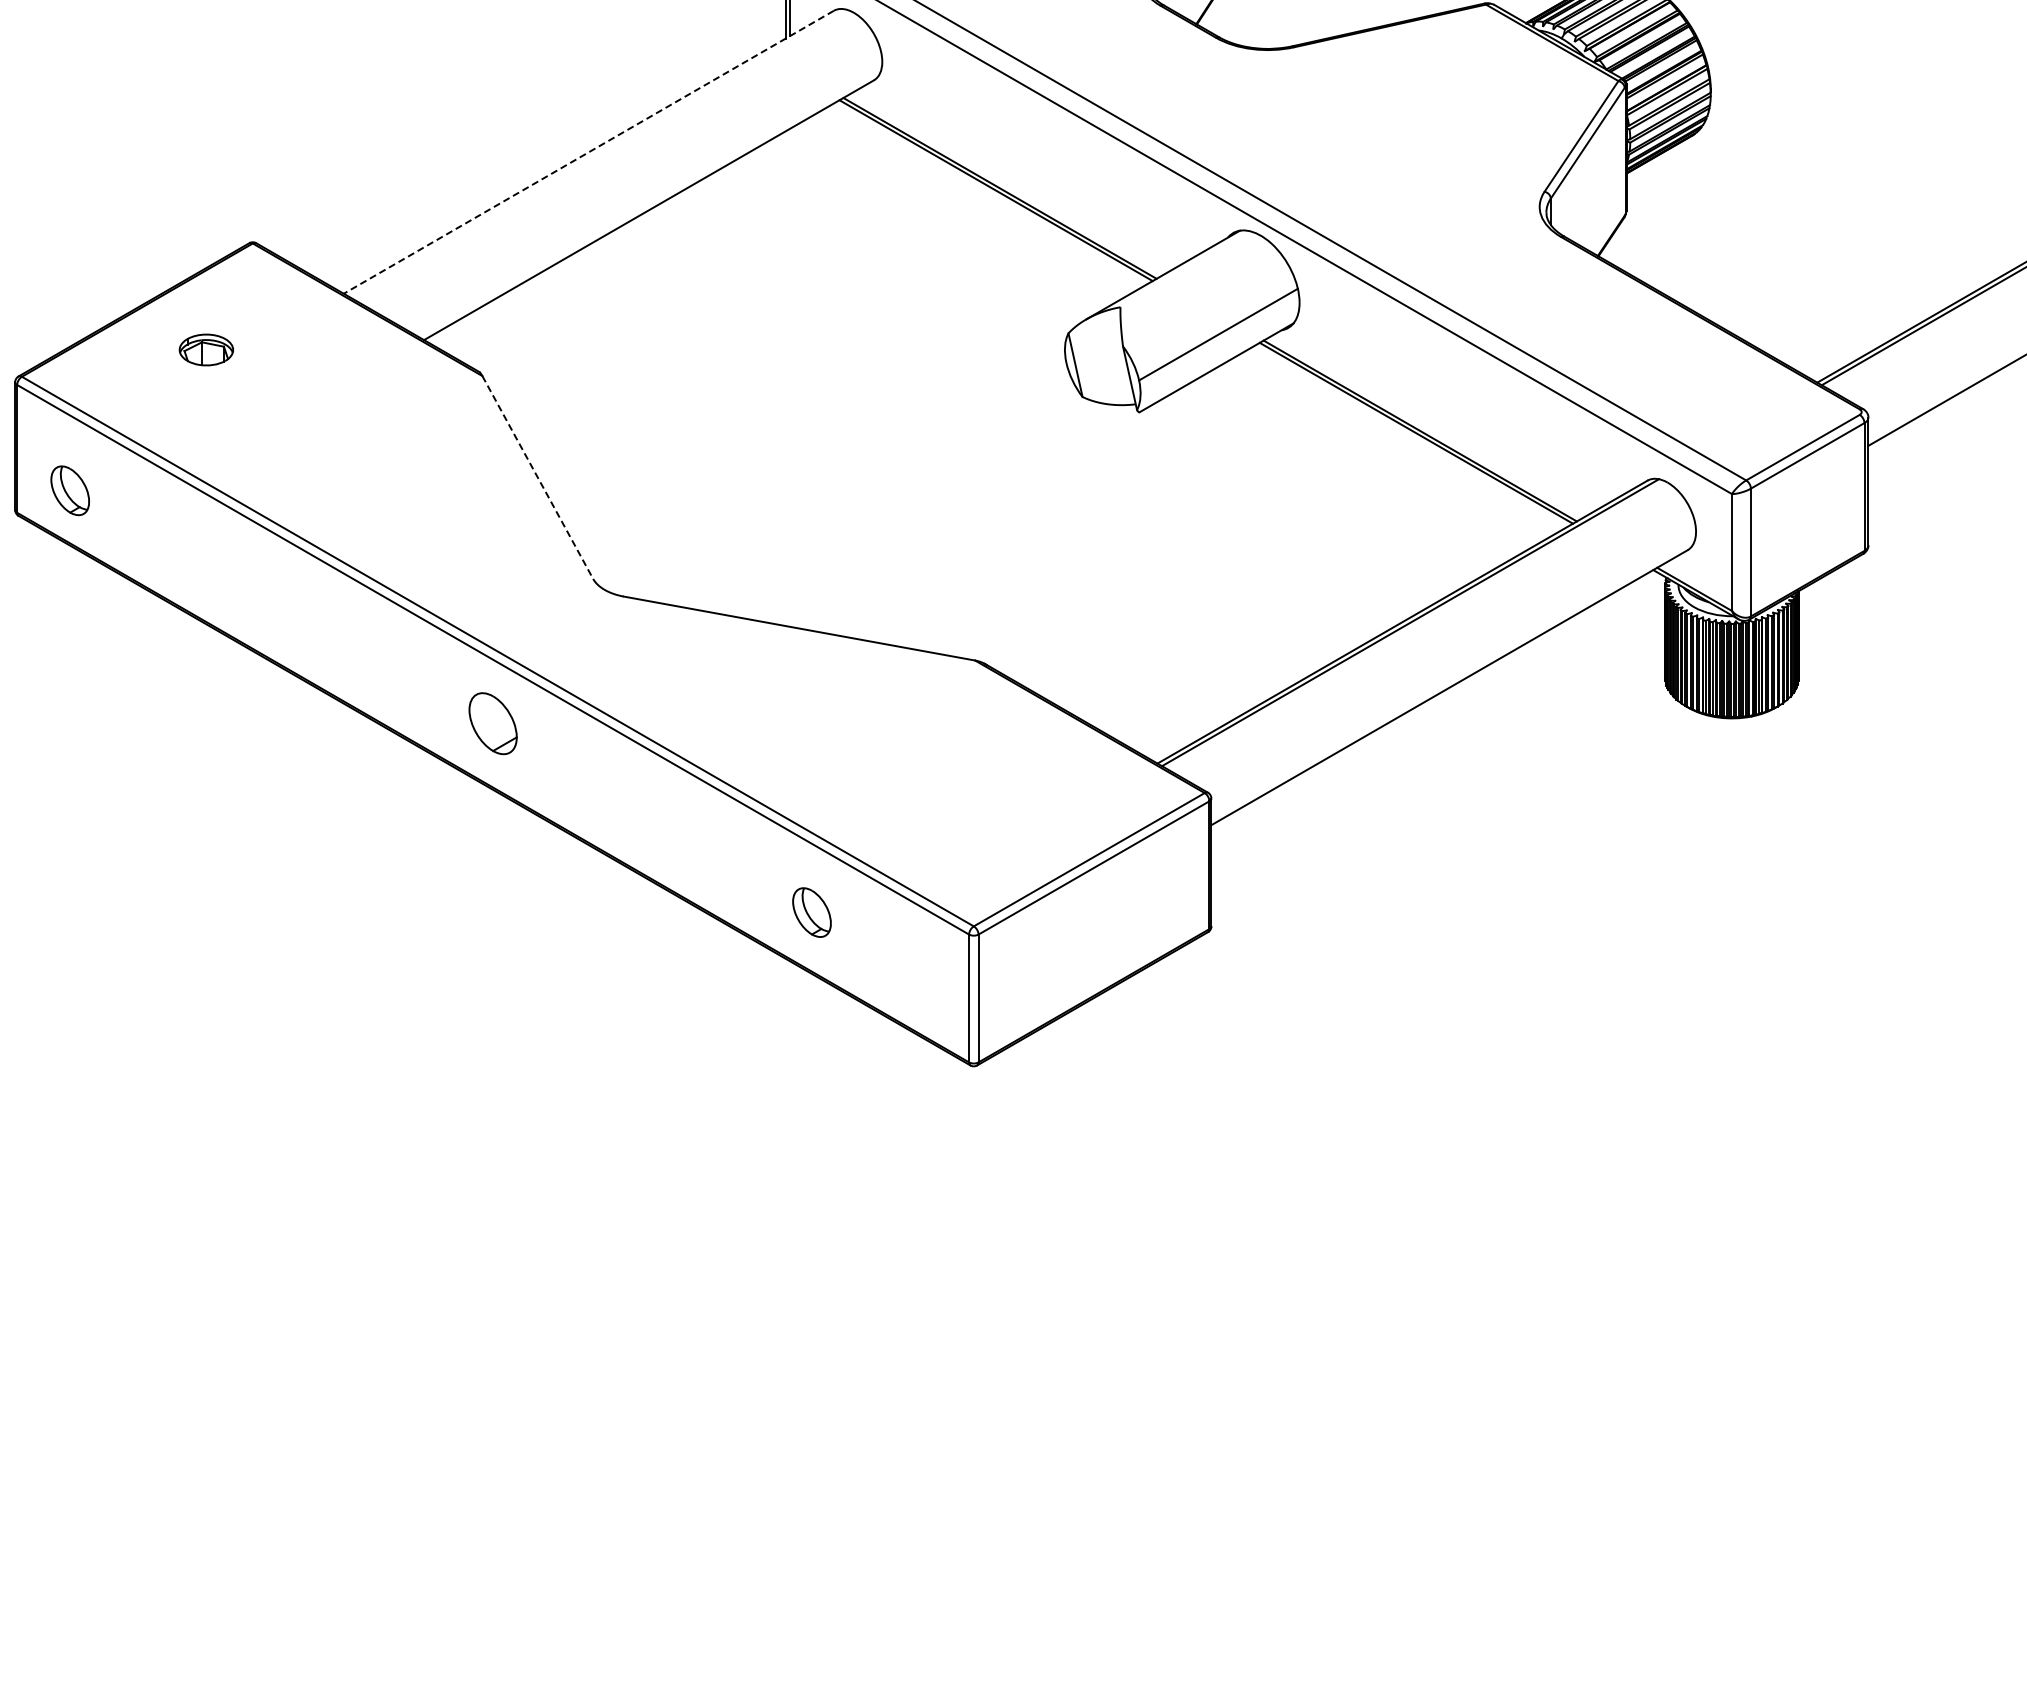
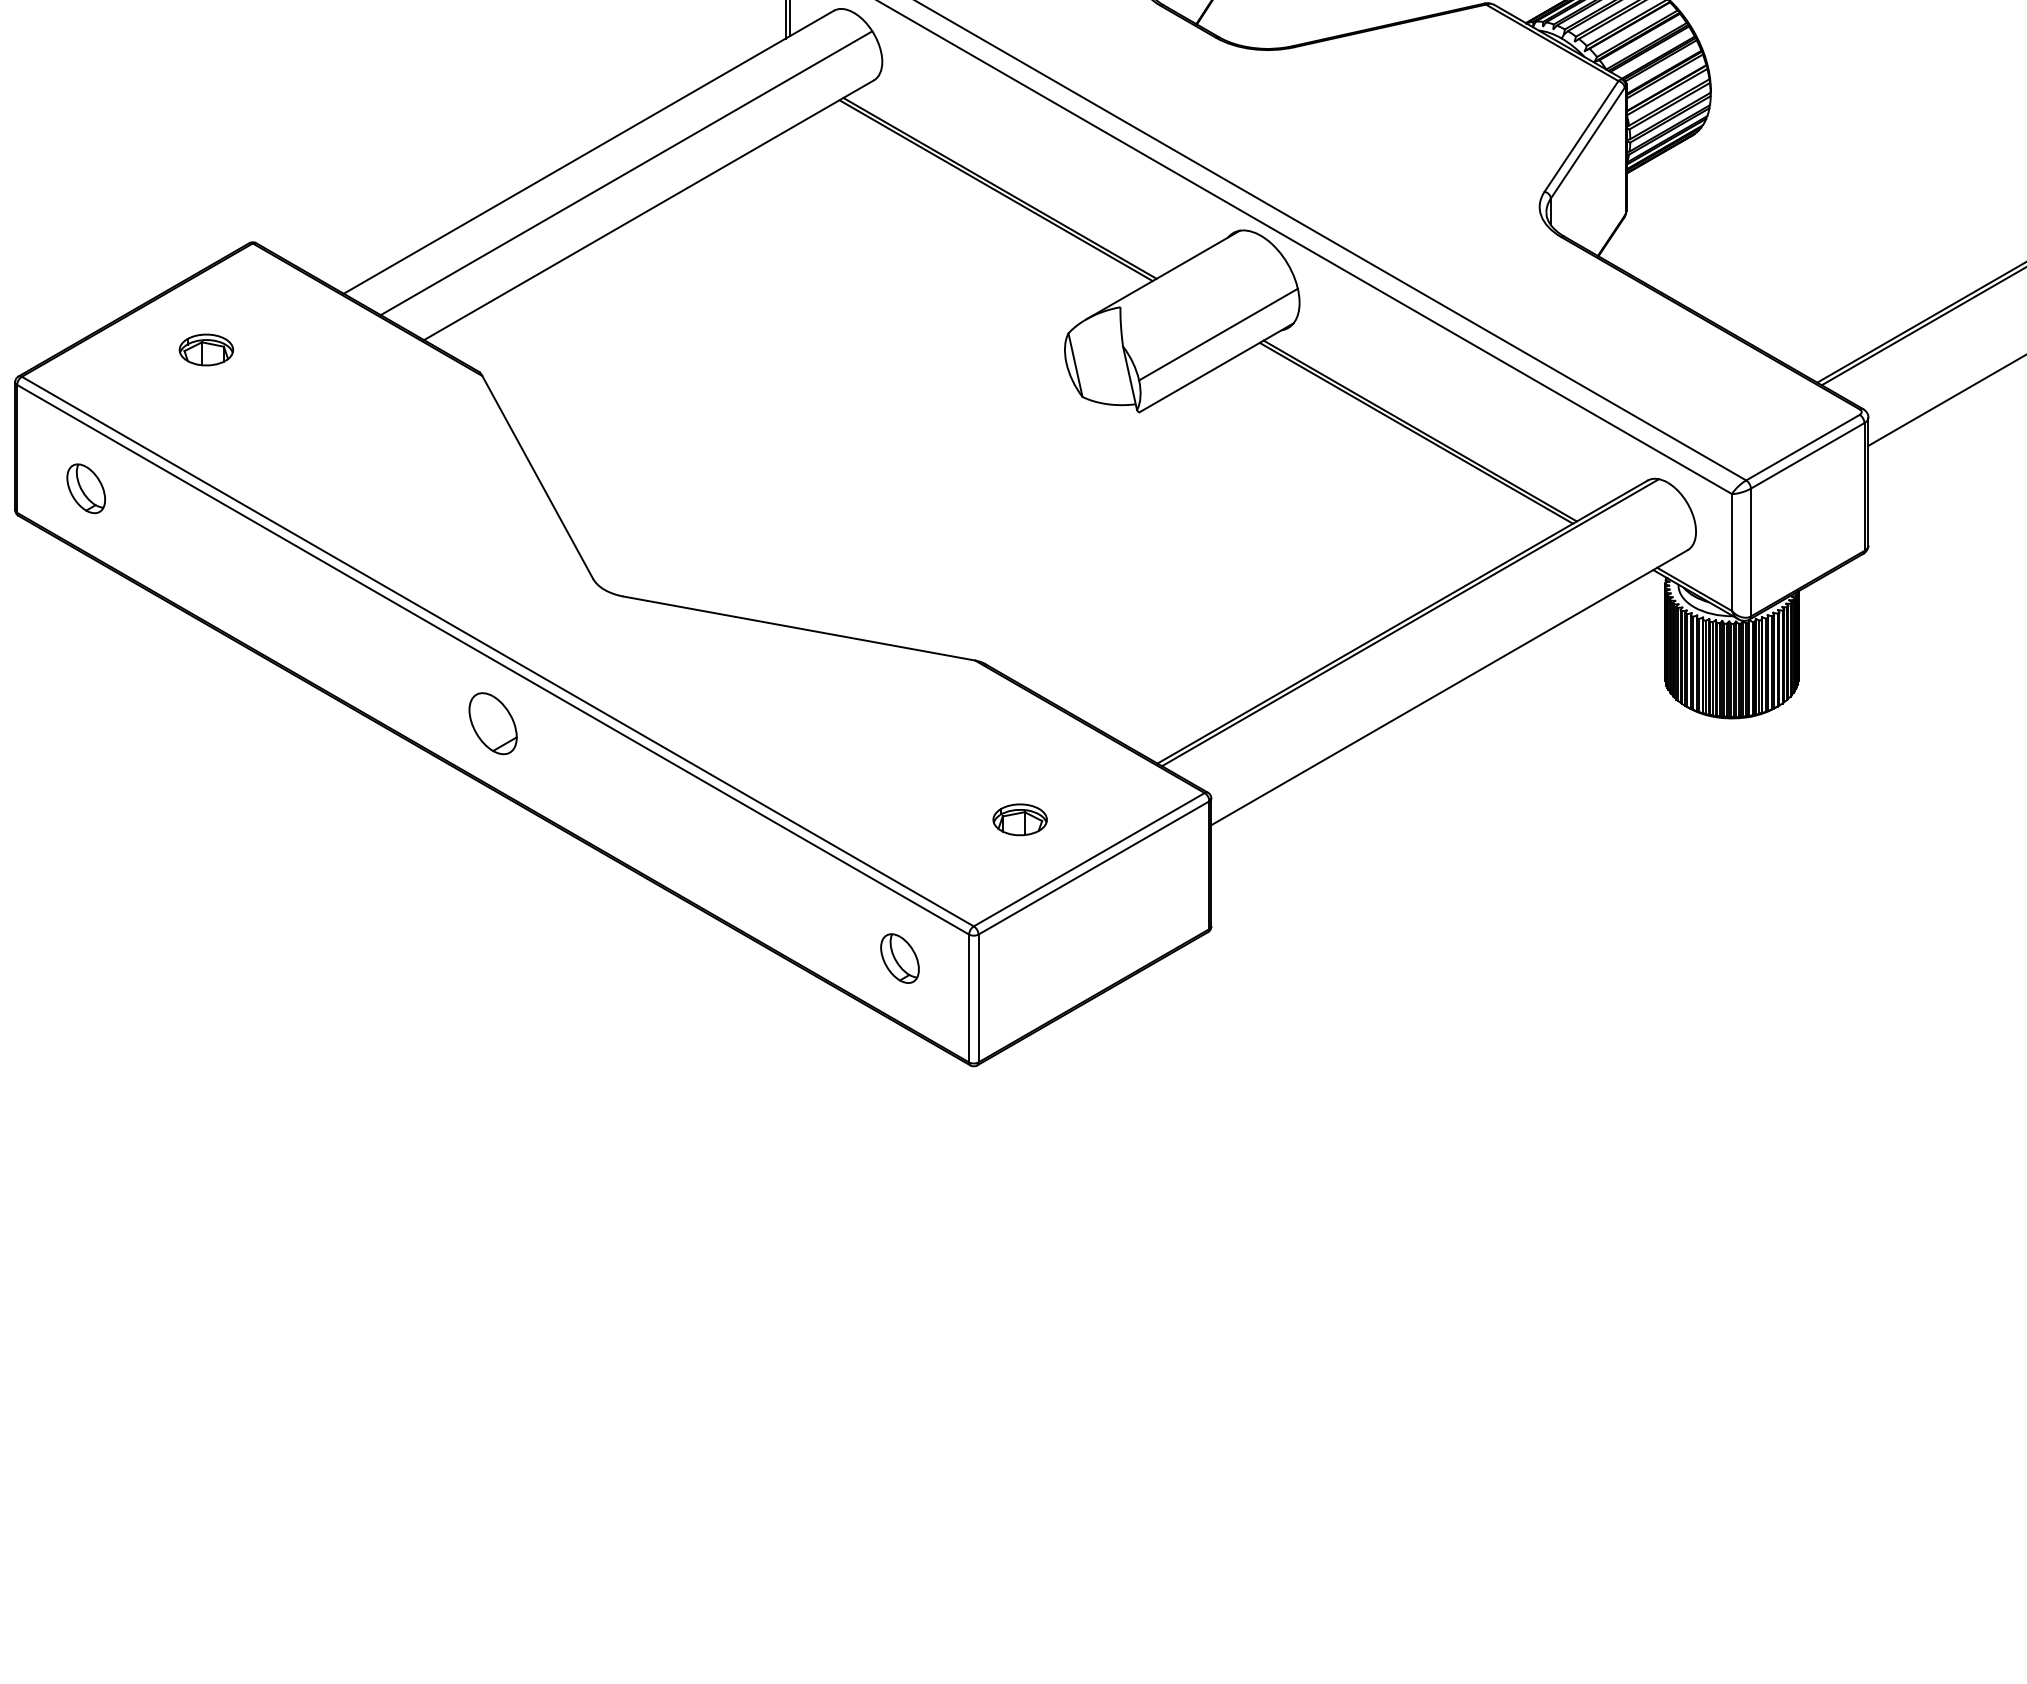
line: dashed -> solid (588, 152)
line: none -> present (626, 173)
line: dashed -> solid (537, 477)
part position: (69, 490) -> (85, 488) (85, 488)
part: none -> present (1019, 819)
part position: (811, 912) -> (899, 958) (899, 958)
